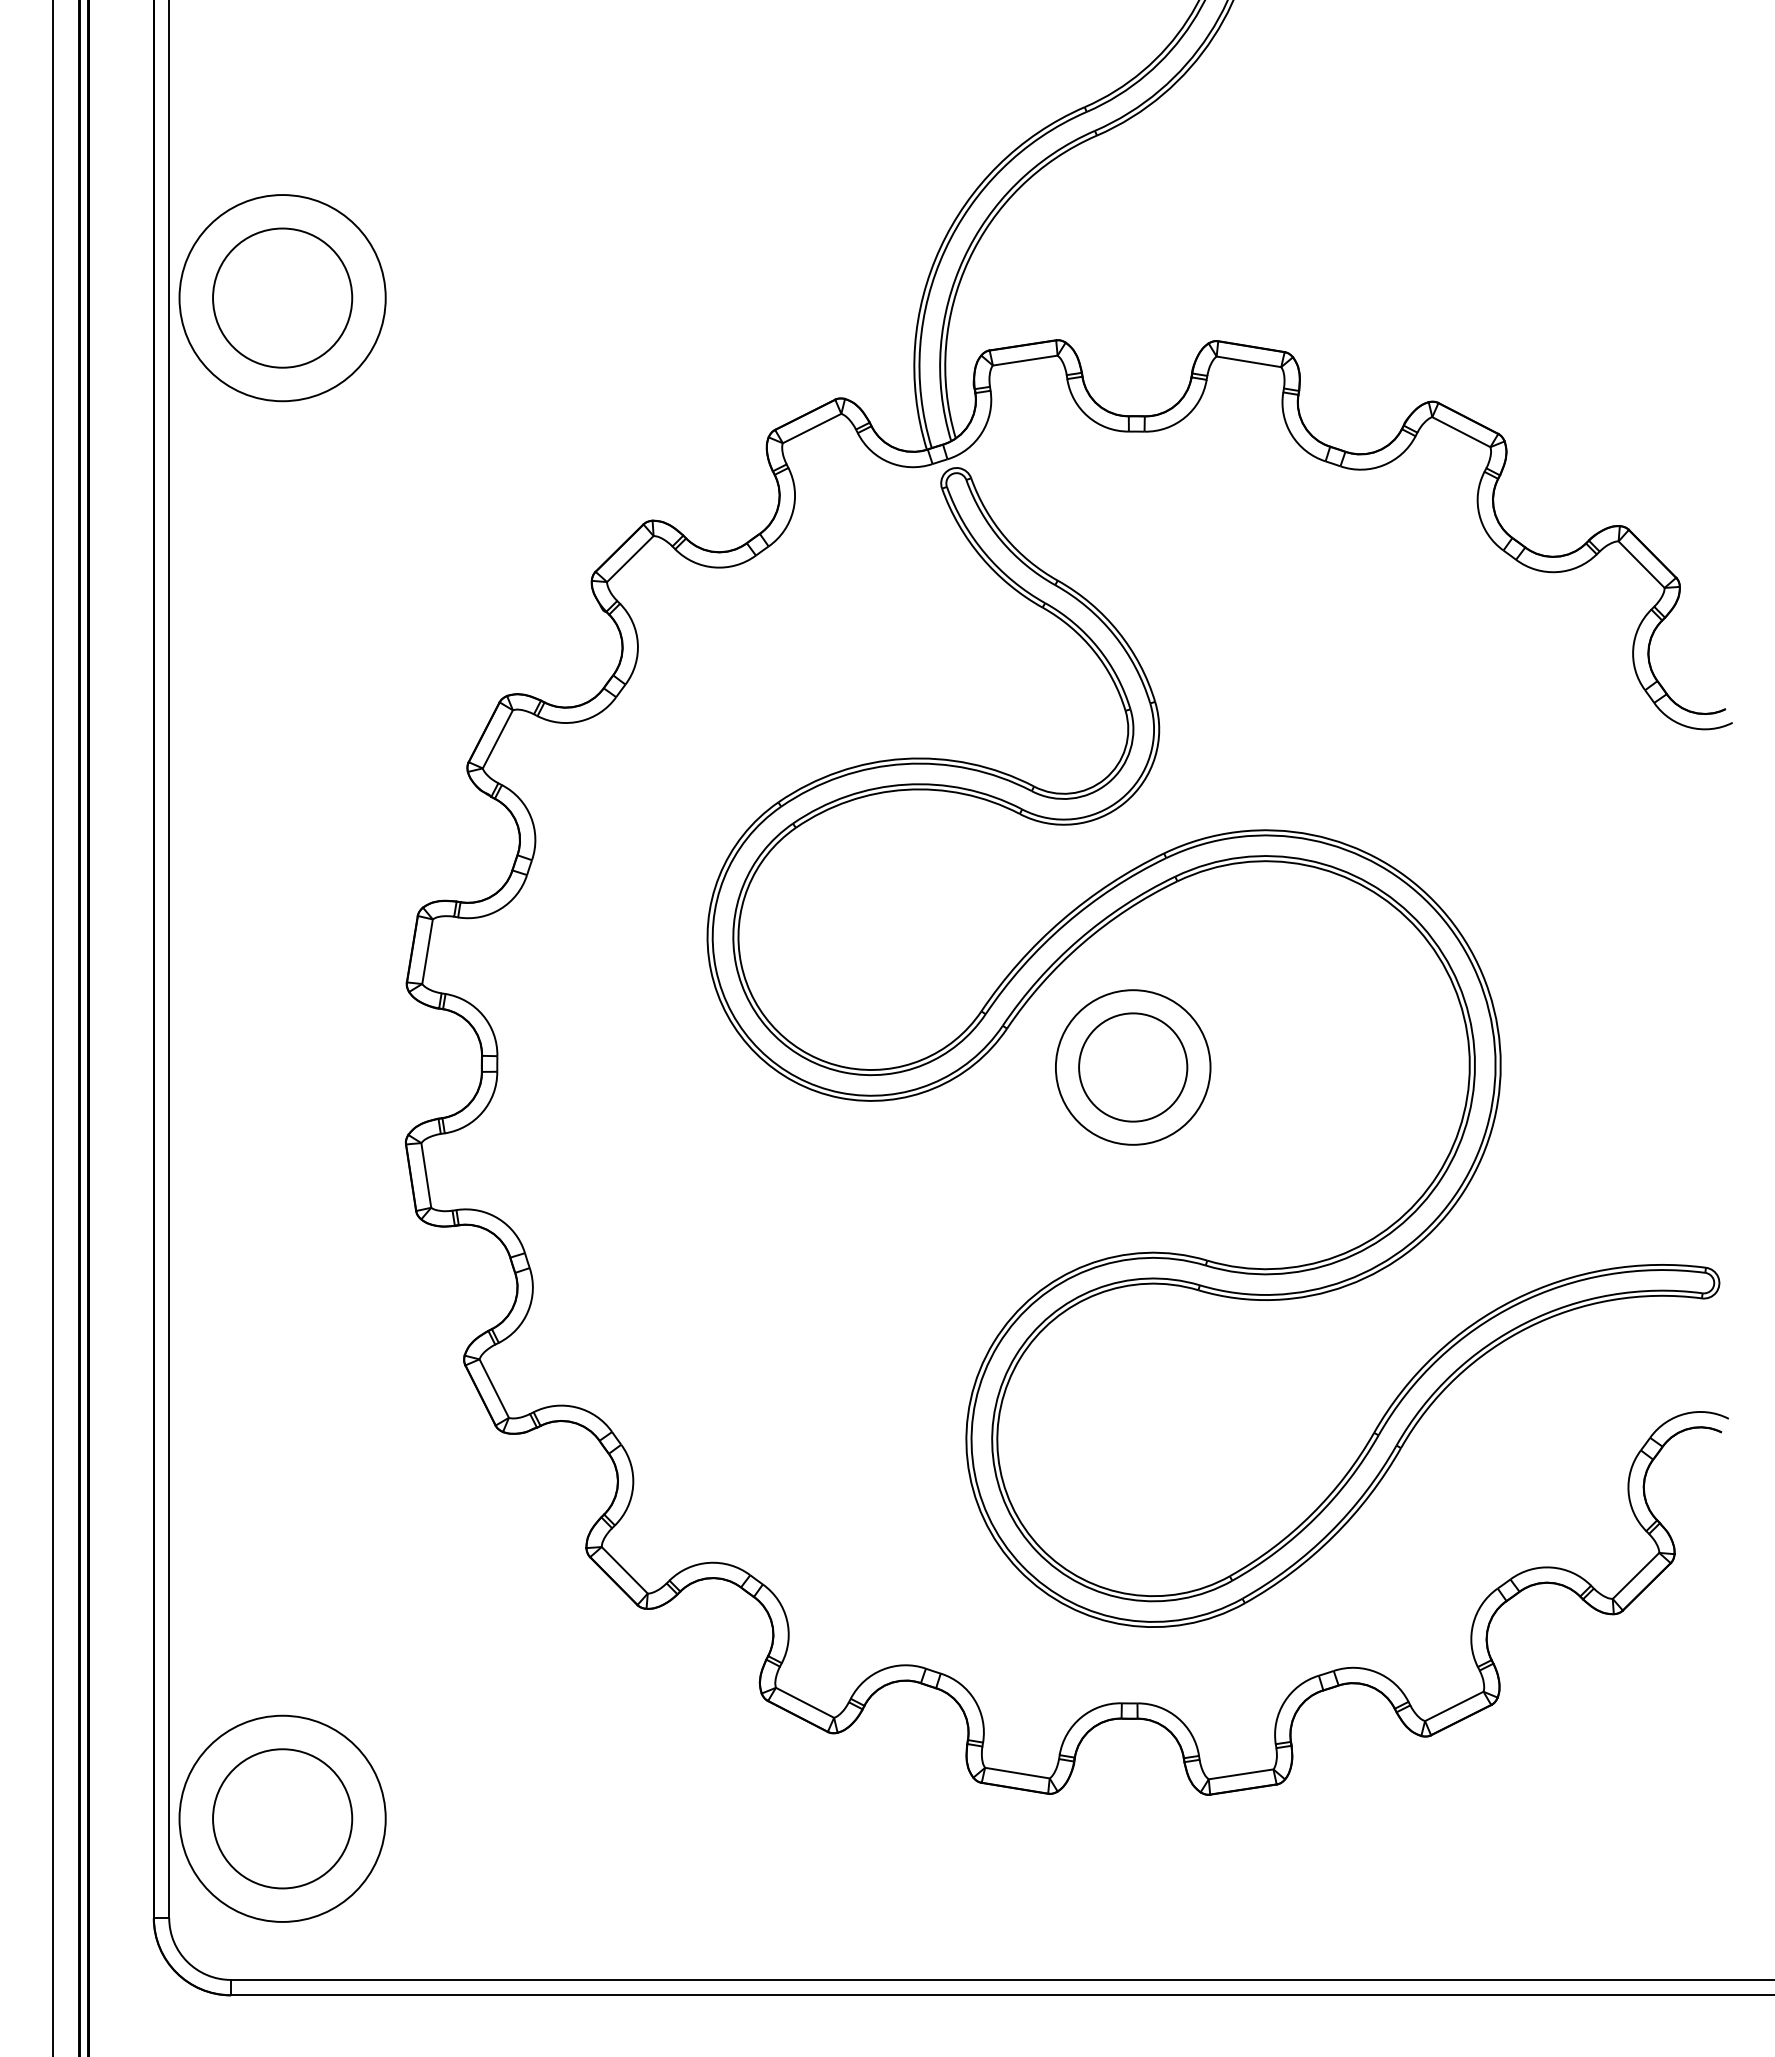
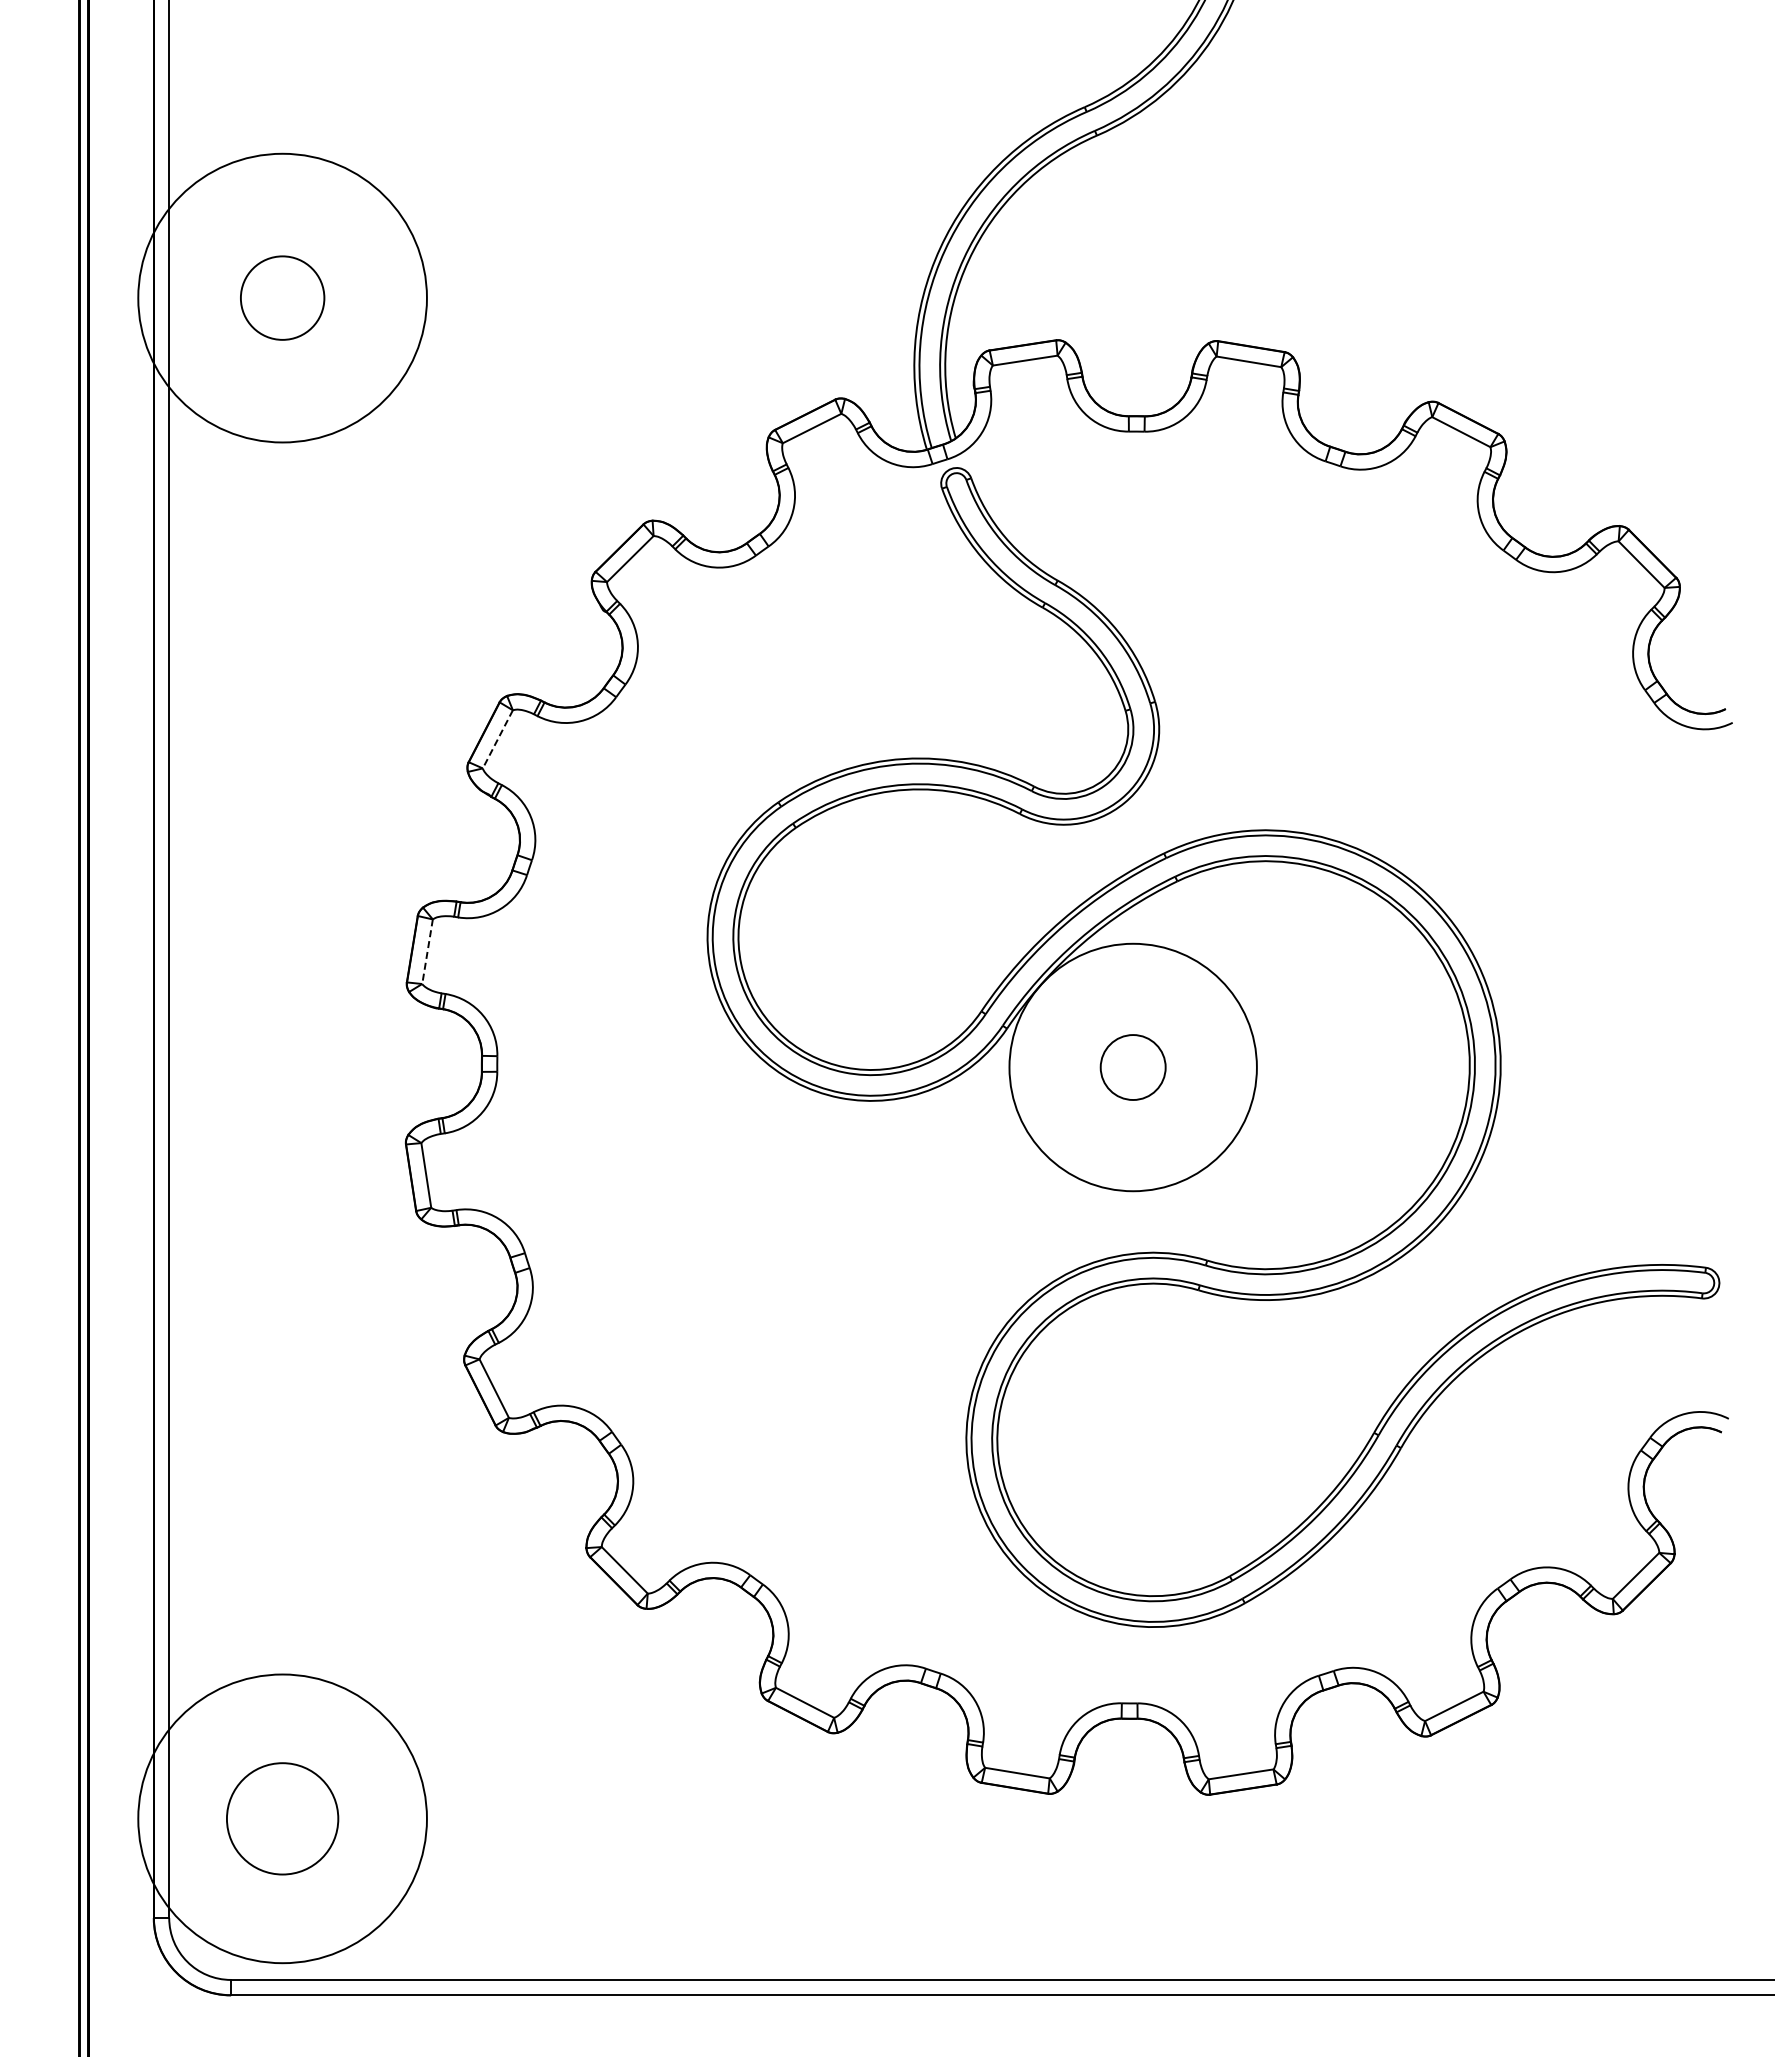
circle diameter: 139 px -> 84 px (282, 297)
circle diameter: 206 px -> 289 px (282, 297)
line: solid -> dashed (497, 739)
line: solid -> dashed (427, 951)
line: present -> none (53, 1027)
circle diameter: 155 px -> 247 px (1132, 1067)
circle diameter: 108 px -> 65 px (1132, 1067)
circle diameter: 139 px -> 111 px (282, 1818)
circle diameter: 206 px -> 289 px (282, 1818)
